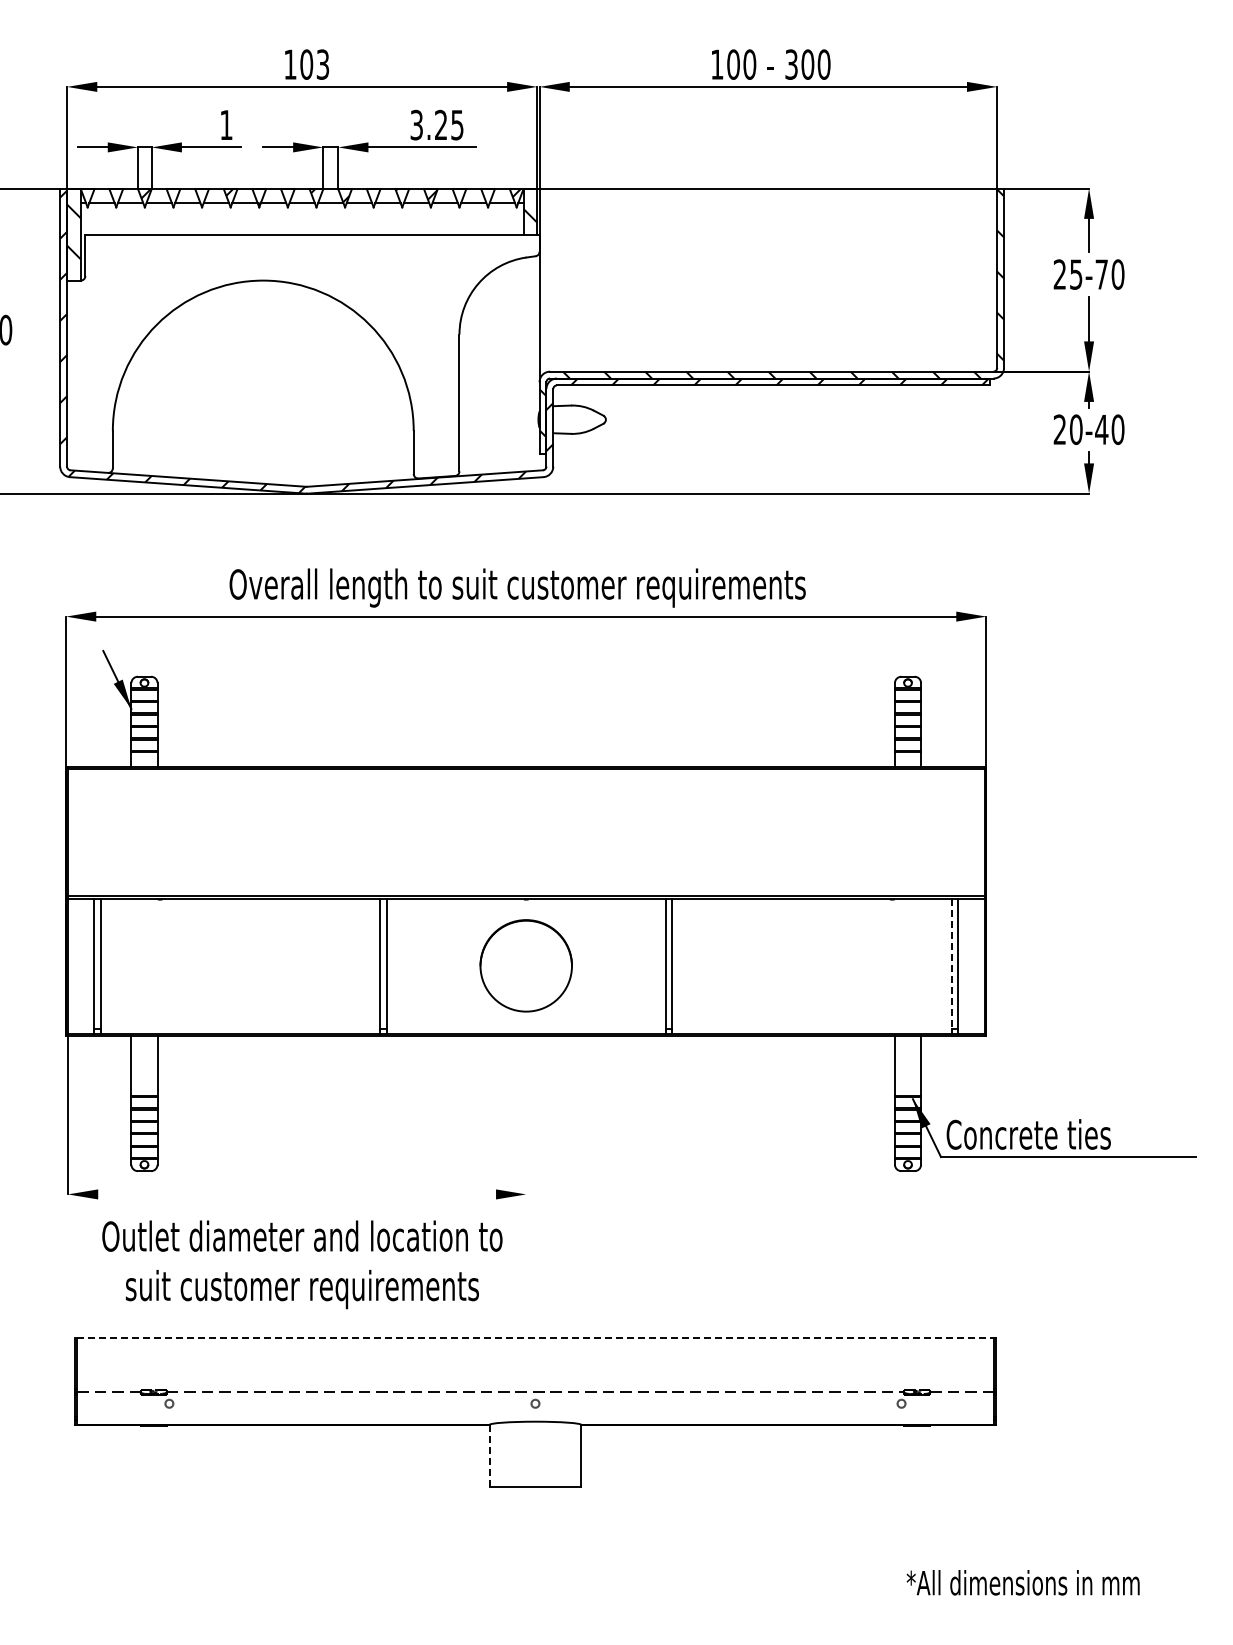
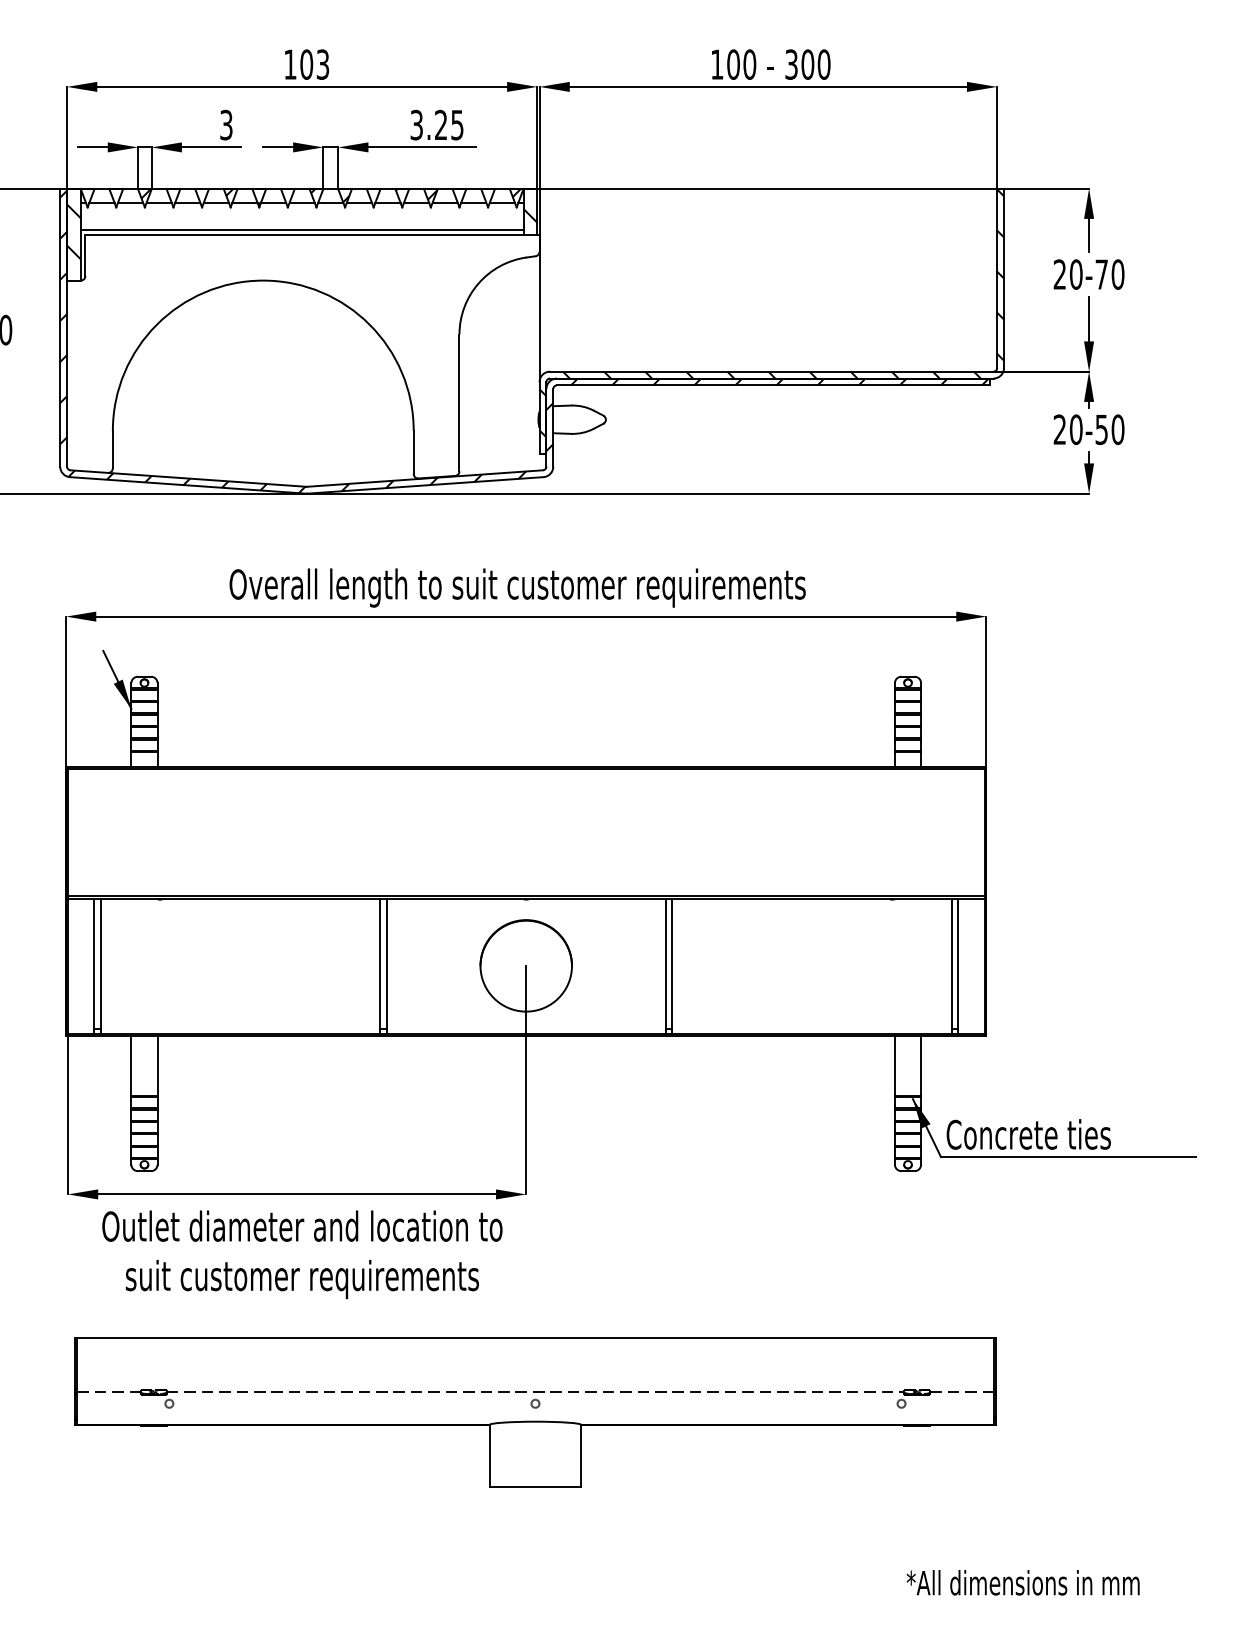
text: 1 -> 3 (226, 124)
line: none -> present (301, 230)
text: 25-70 -> 20-70 (1075, 274)
text: 20-40 -> 20-50 (1101, 430)
line: dashed -> solid (951, 964)
line: none -> present (526, 1080)
line: none -> present (297, 1194)
text position: (302, 1264) -> (302, 1254) (302, 1254)
line: dashed -> solid (535, 1337)
line: dashed -> solid (489, 1456)
